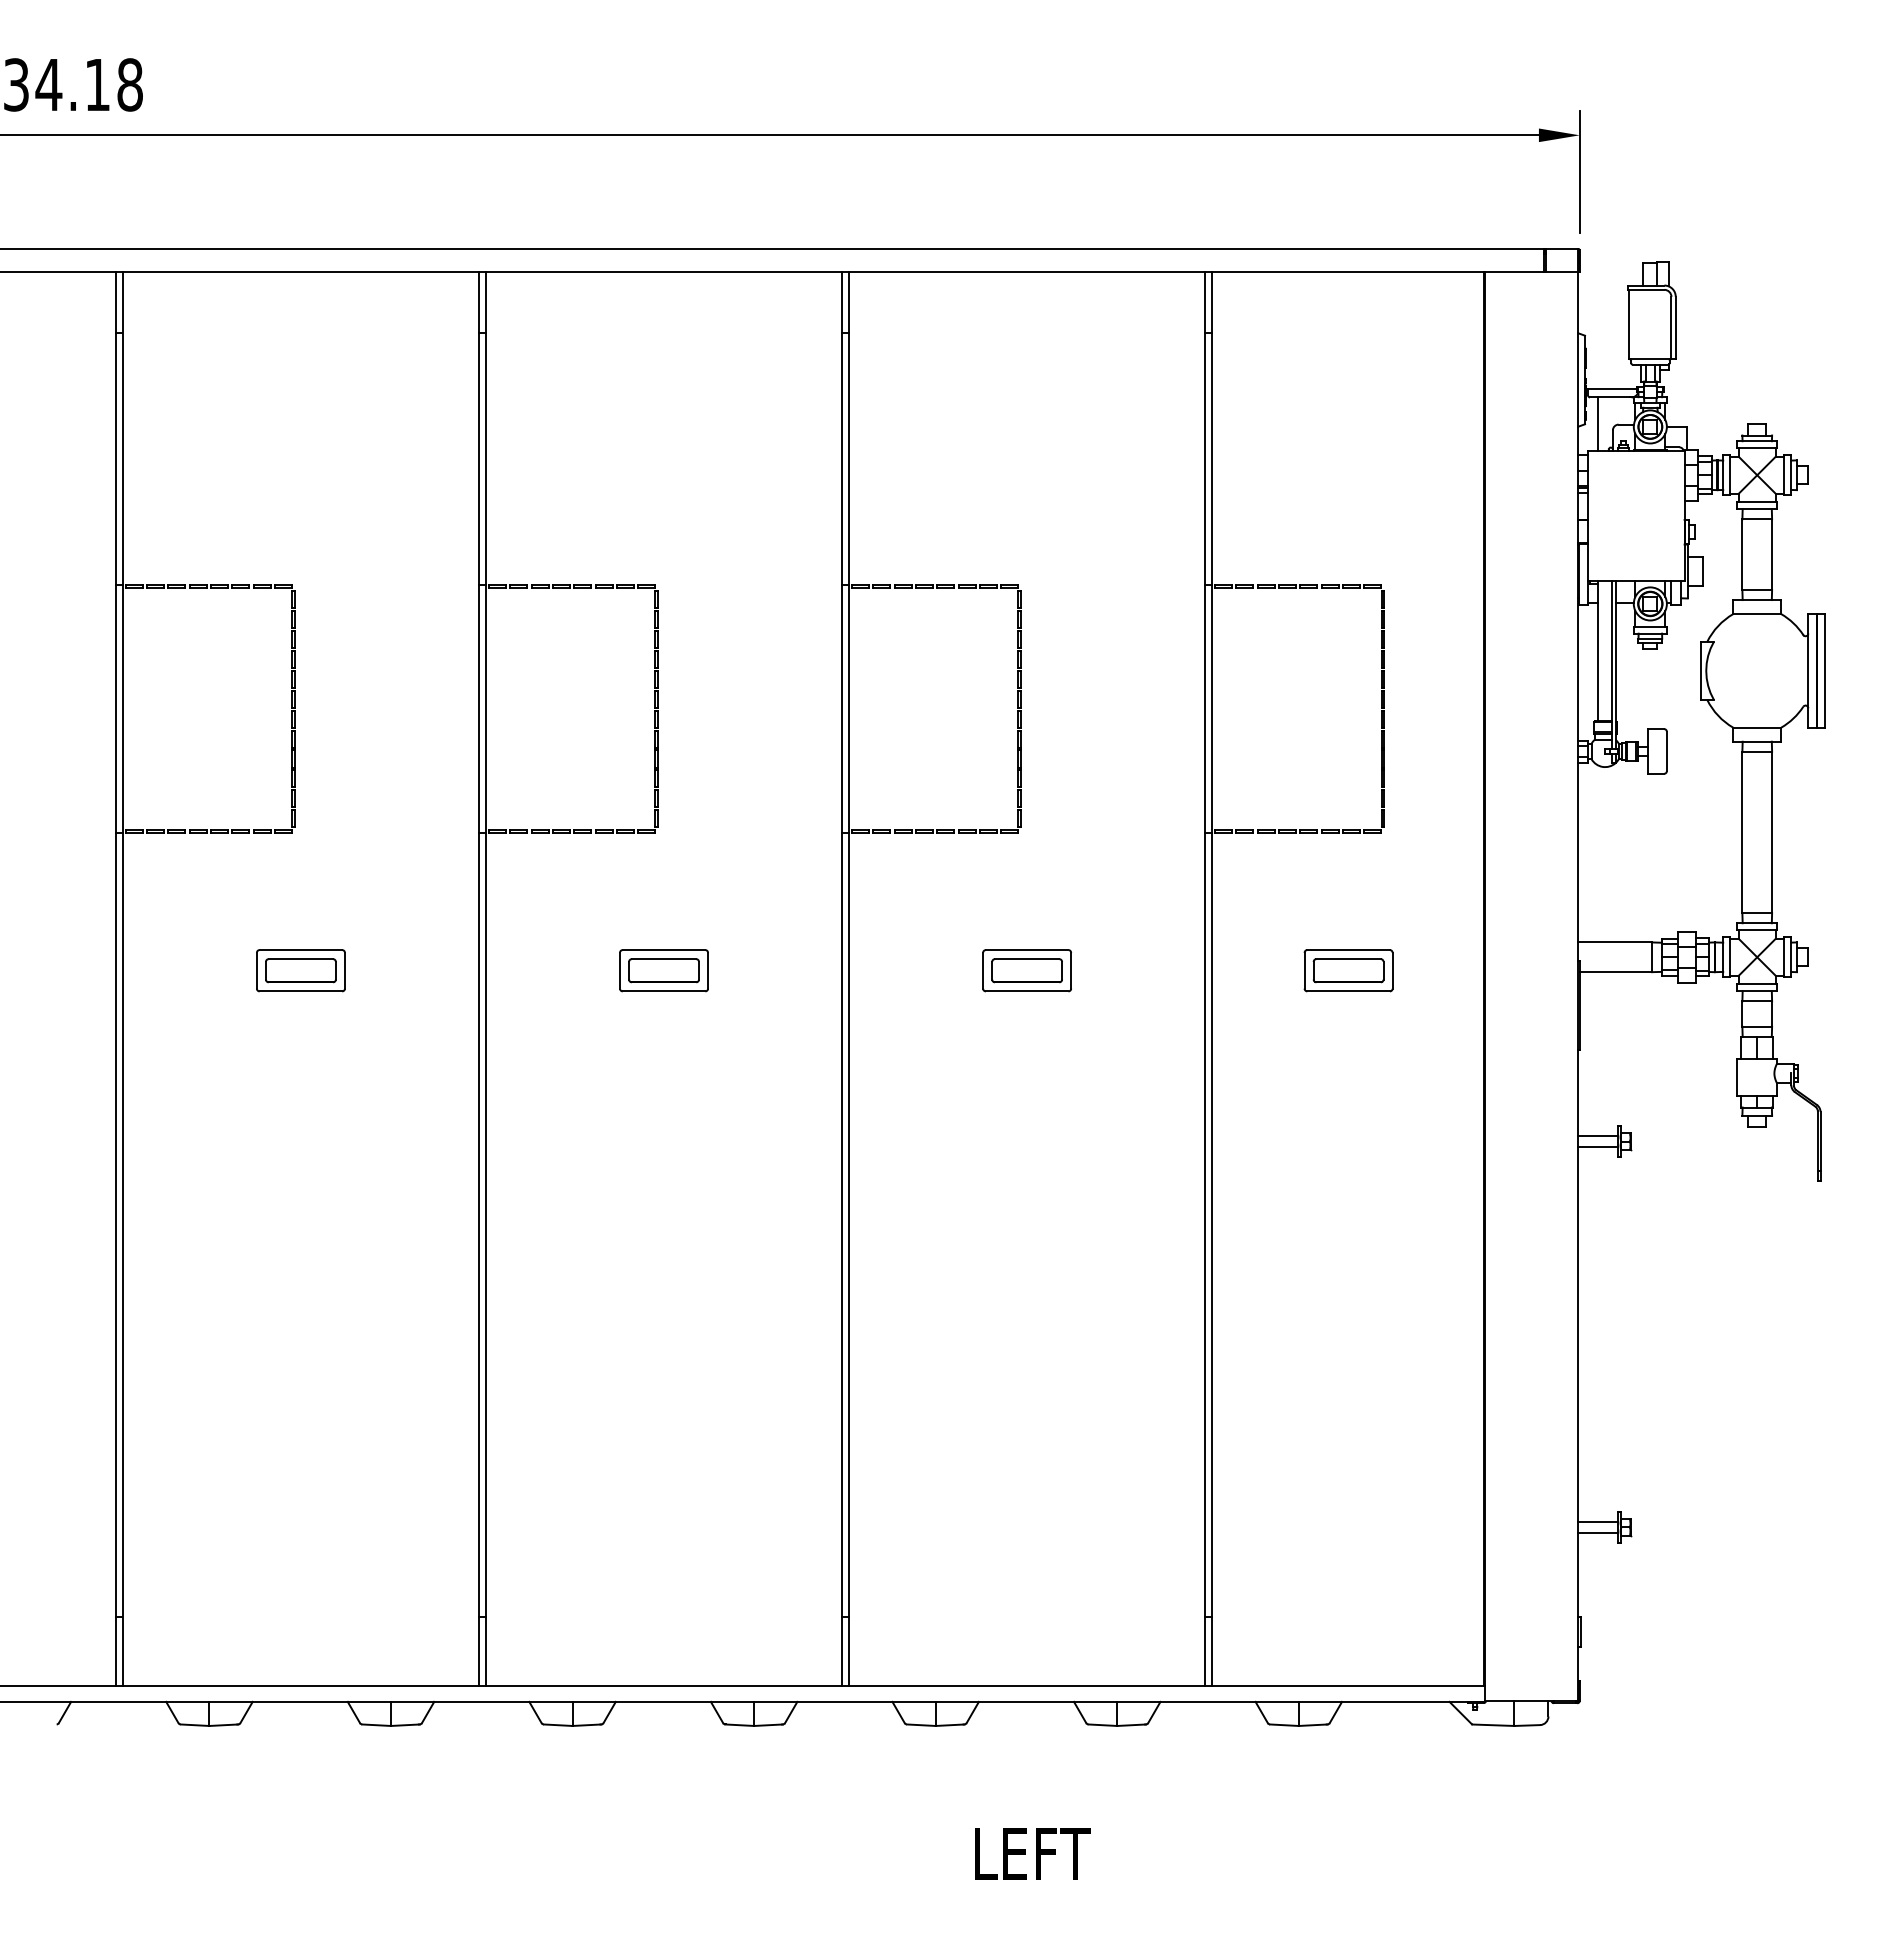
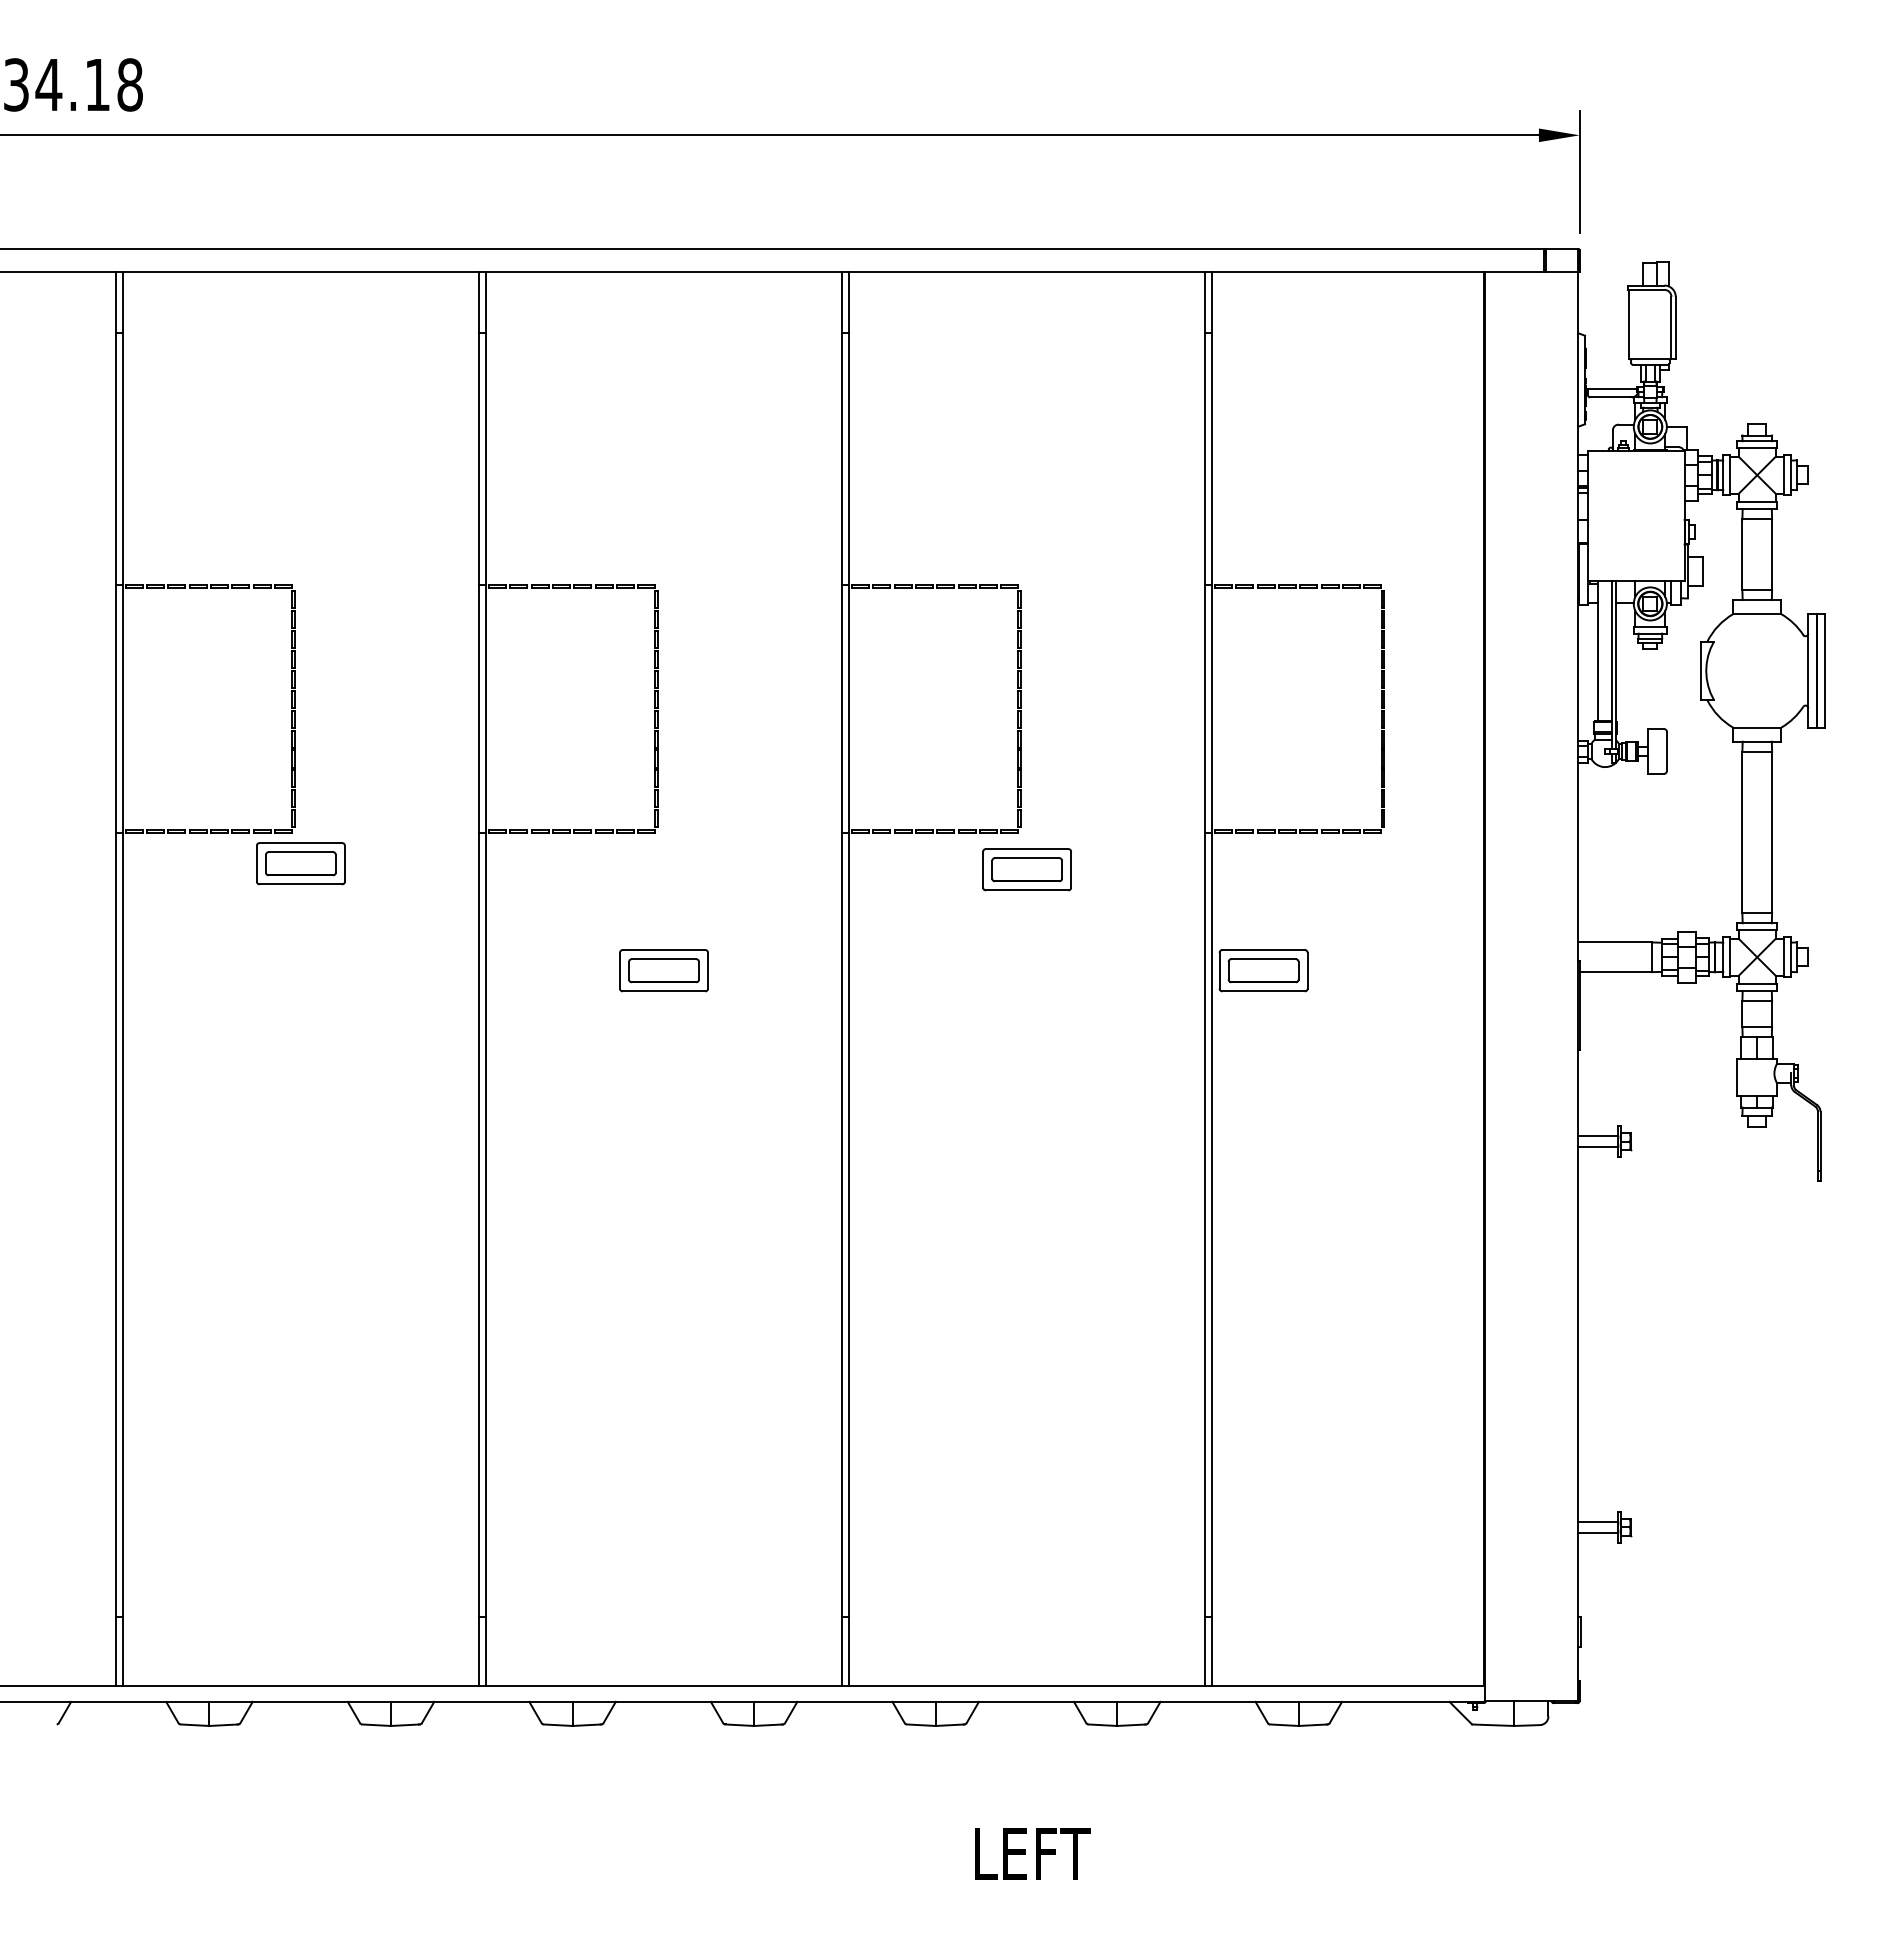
line: present -> none (1598, 423)
part position: (300, 970) -> (300, 863) (300, 863)
part position: (1026, 970) -> (1026, 869) (1026, 869)
part position: (1348, 970) -> (1263, 970) (1263, 970)
